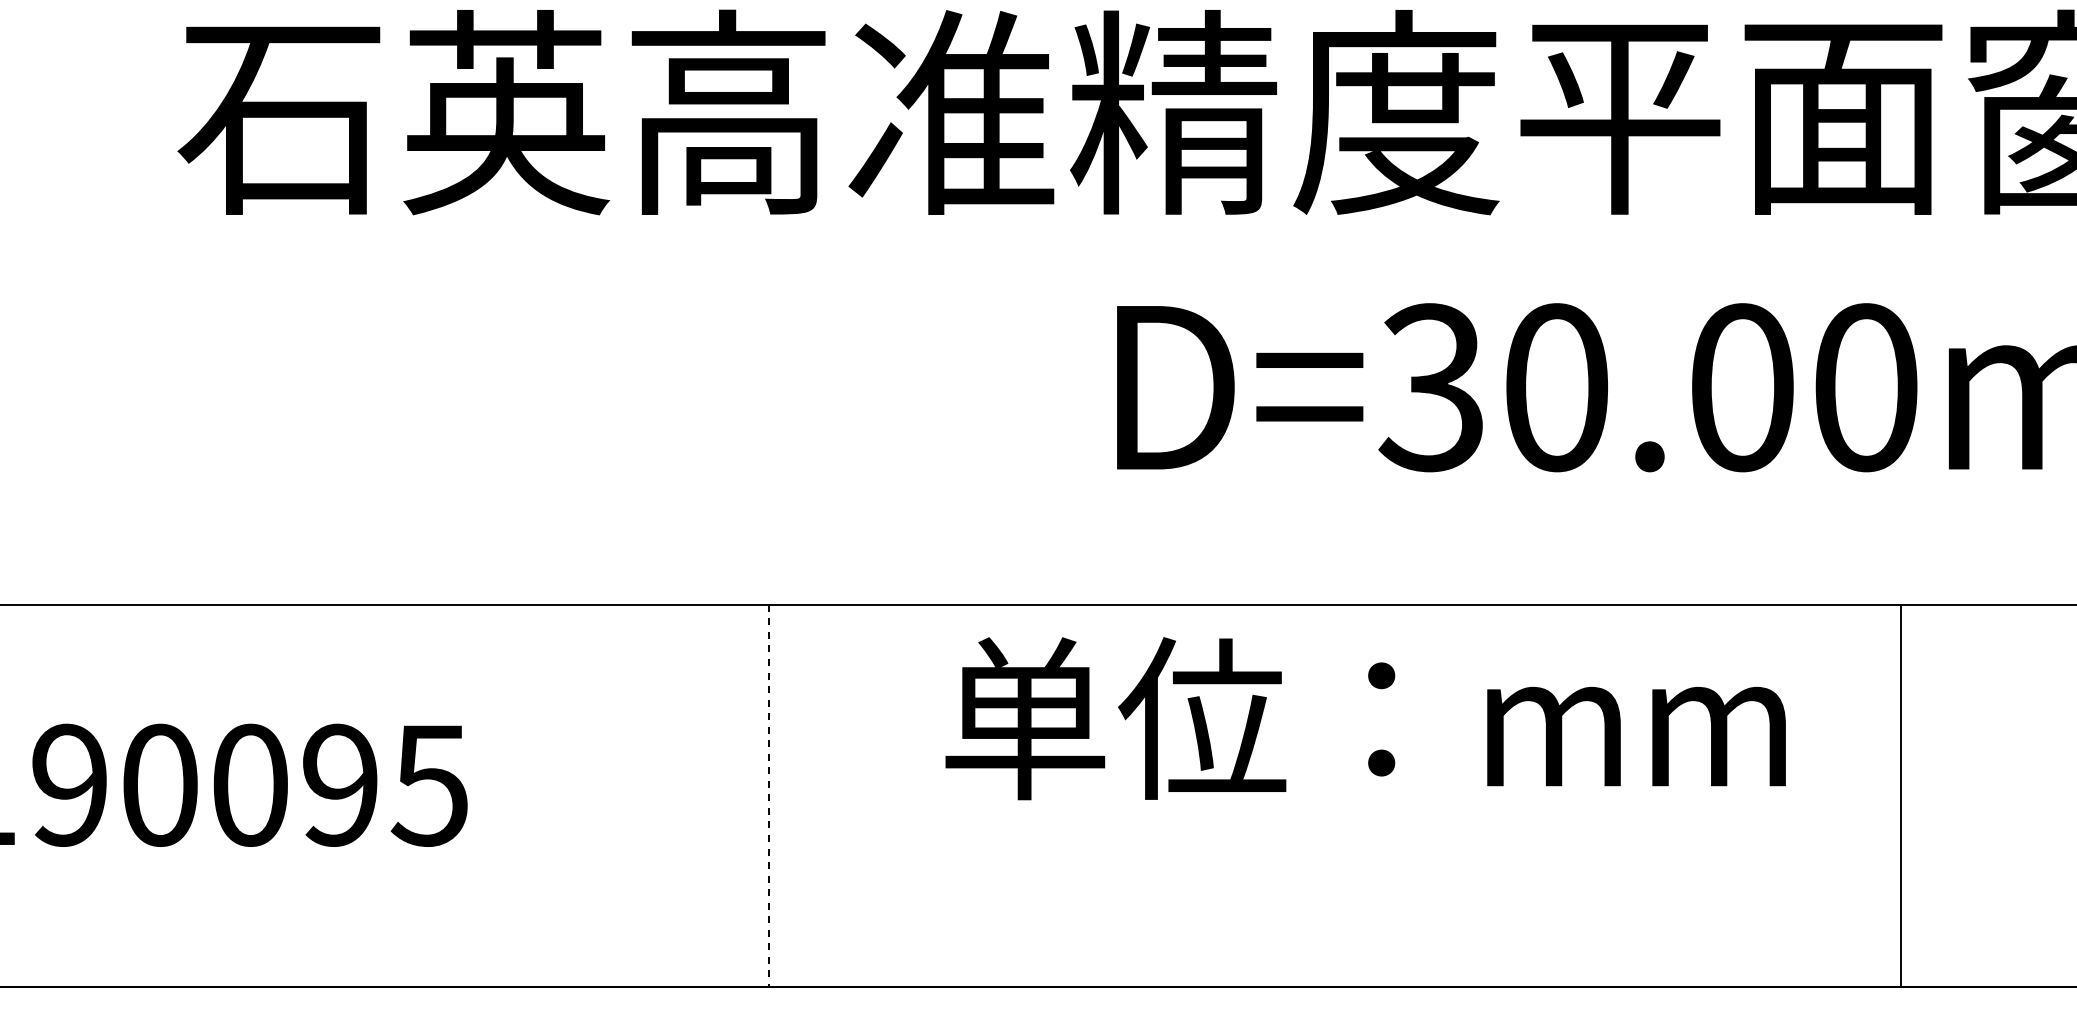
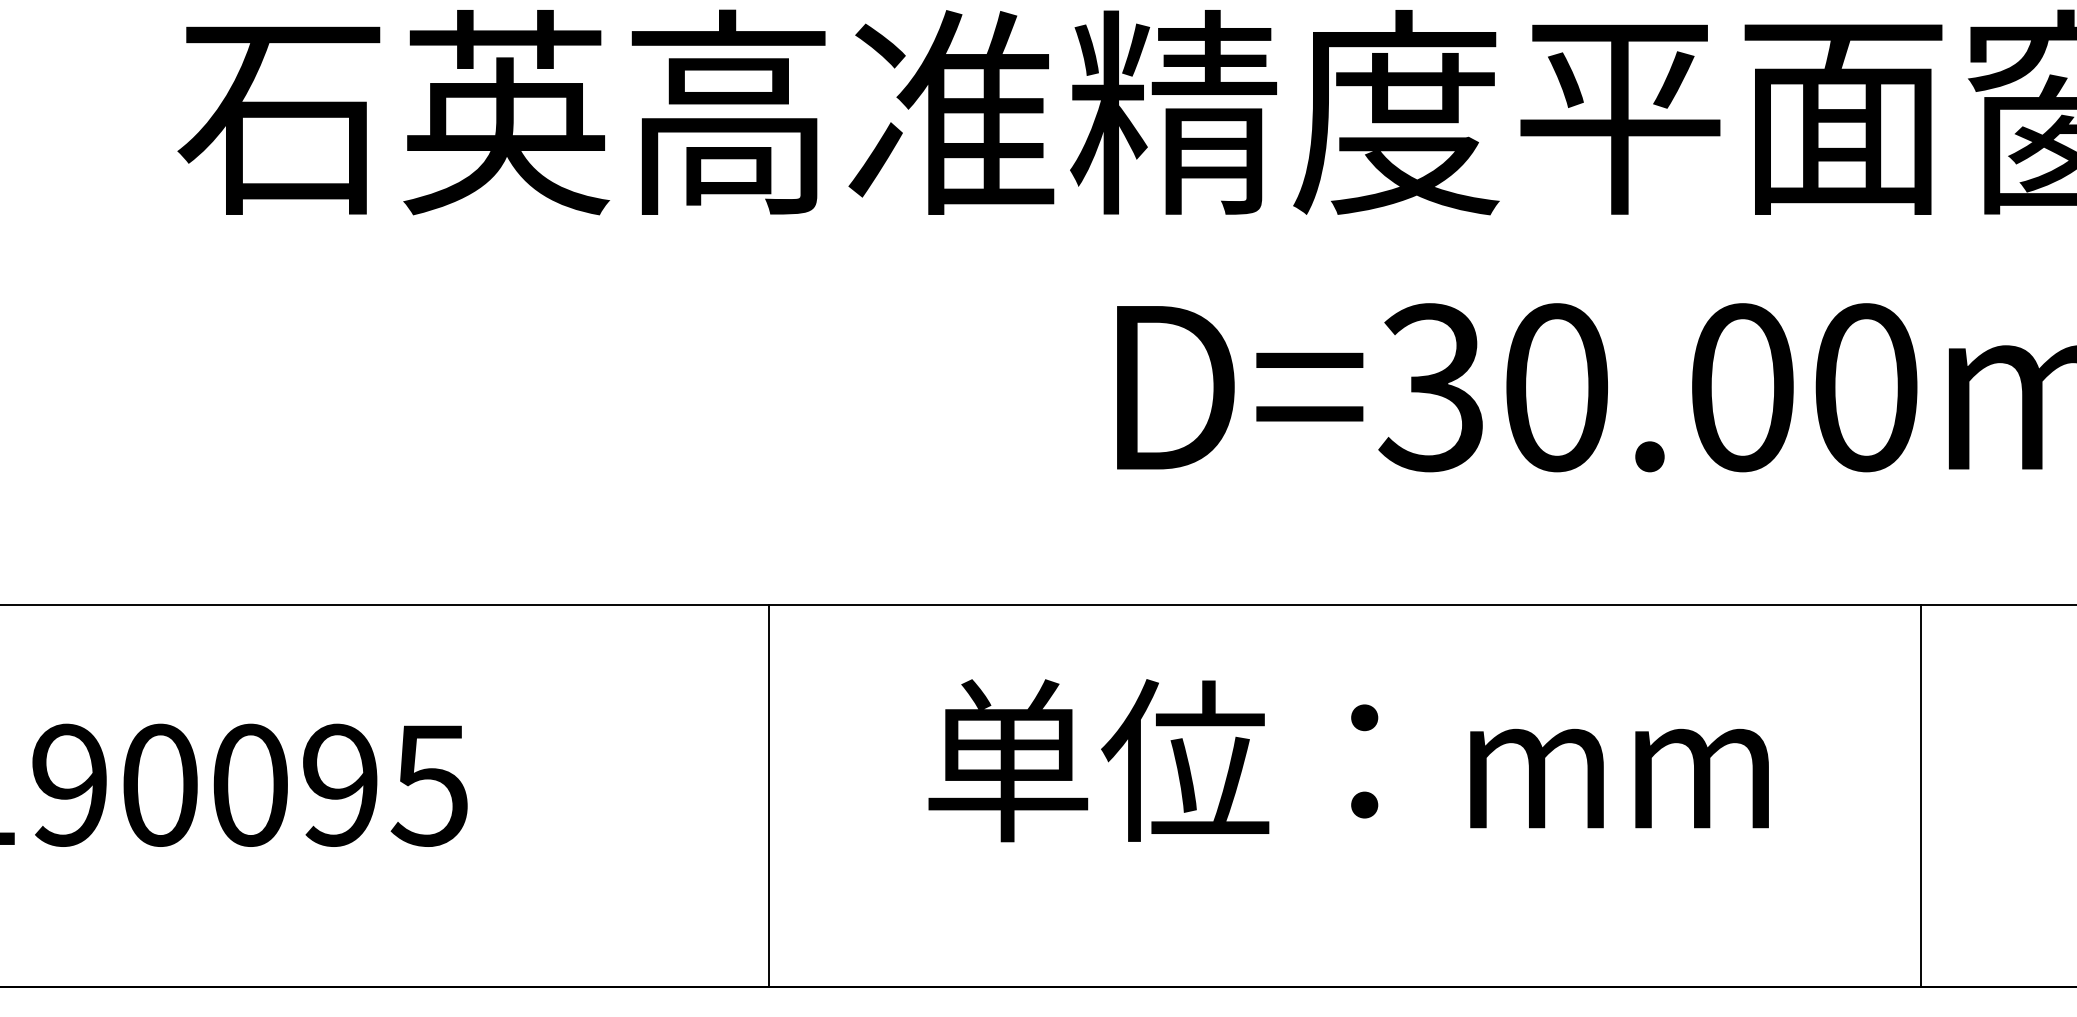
text position: (1365, 718) -> (1348, 760) (1348, 760)
line: dashed -> solid (768, 795)
line position: (1900, 795) -> (1920, 795) (1920, 795)
